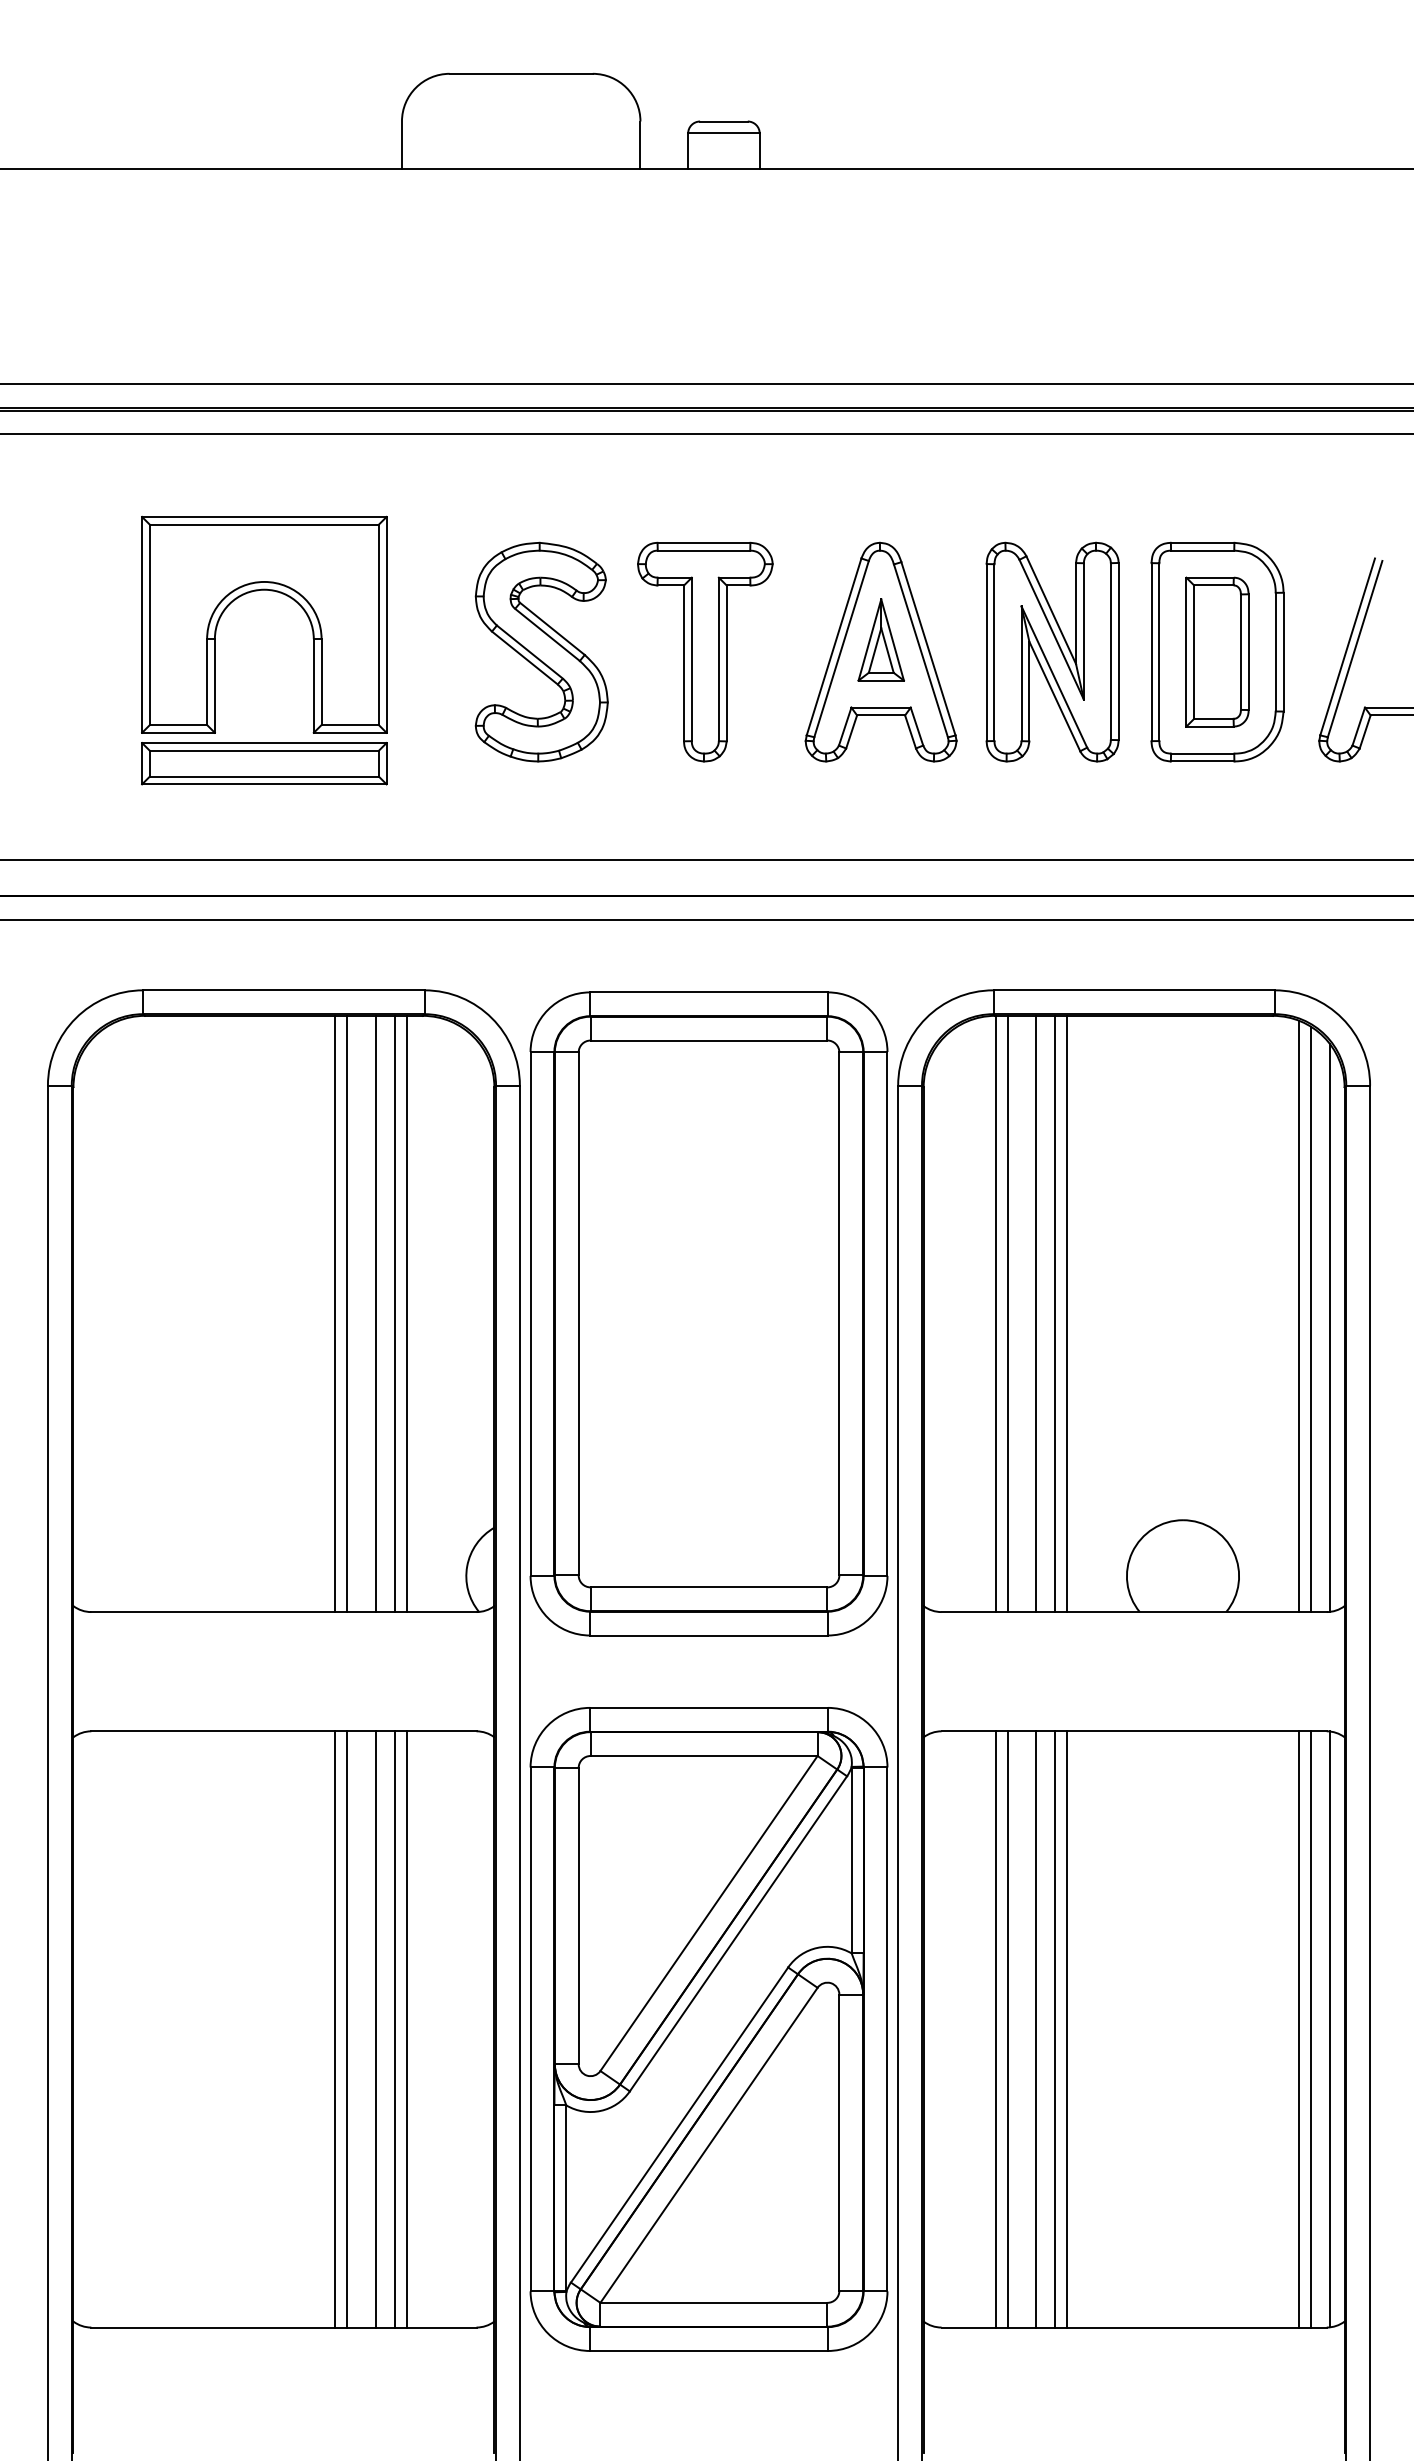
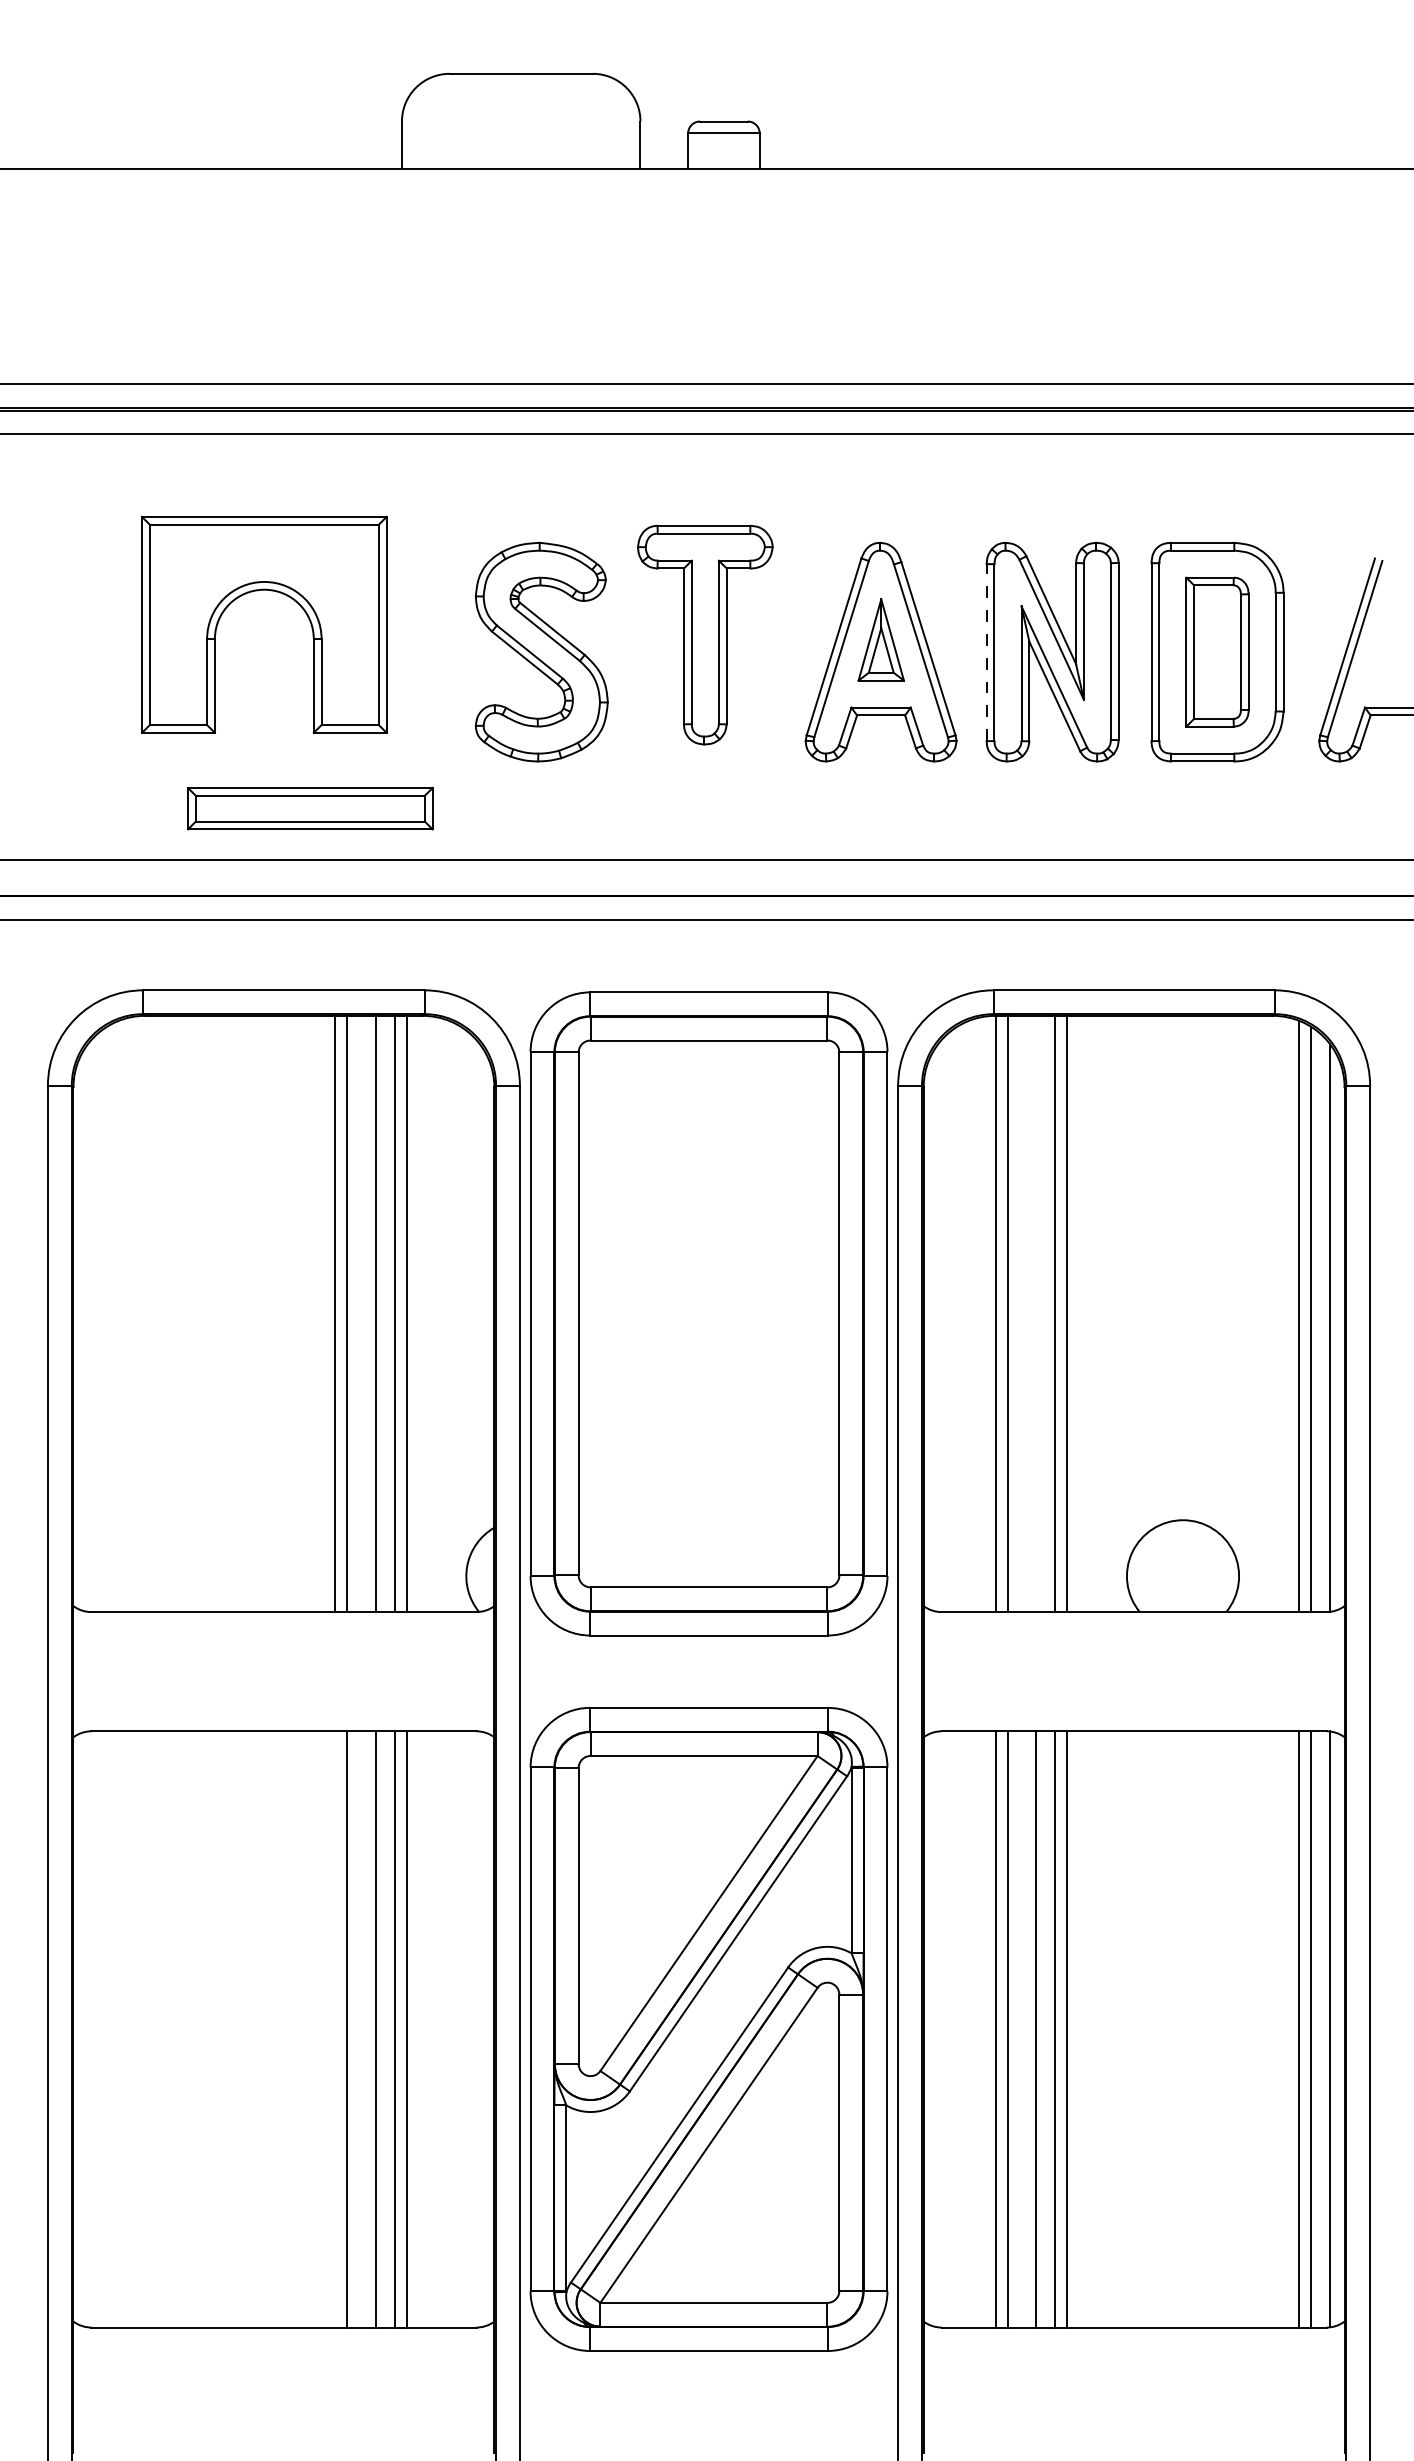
part position: (705, 651) -> (705, 634) (705, 634)
line: solid -> dashed (986, 652)
part position: (264, 763) -> (310, 808) (310, 808)
line: present -> none (1036, 1313)
line: present -> none (335, 2029)
